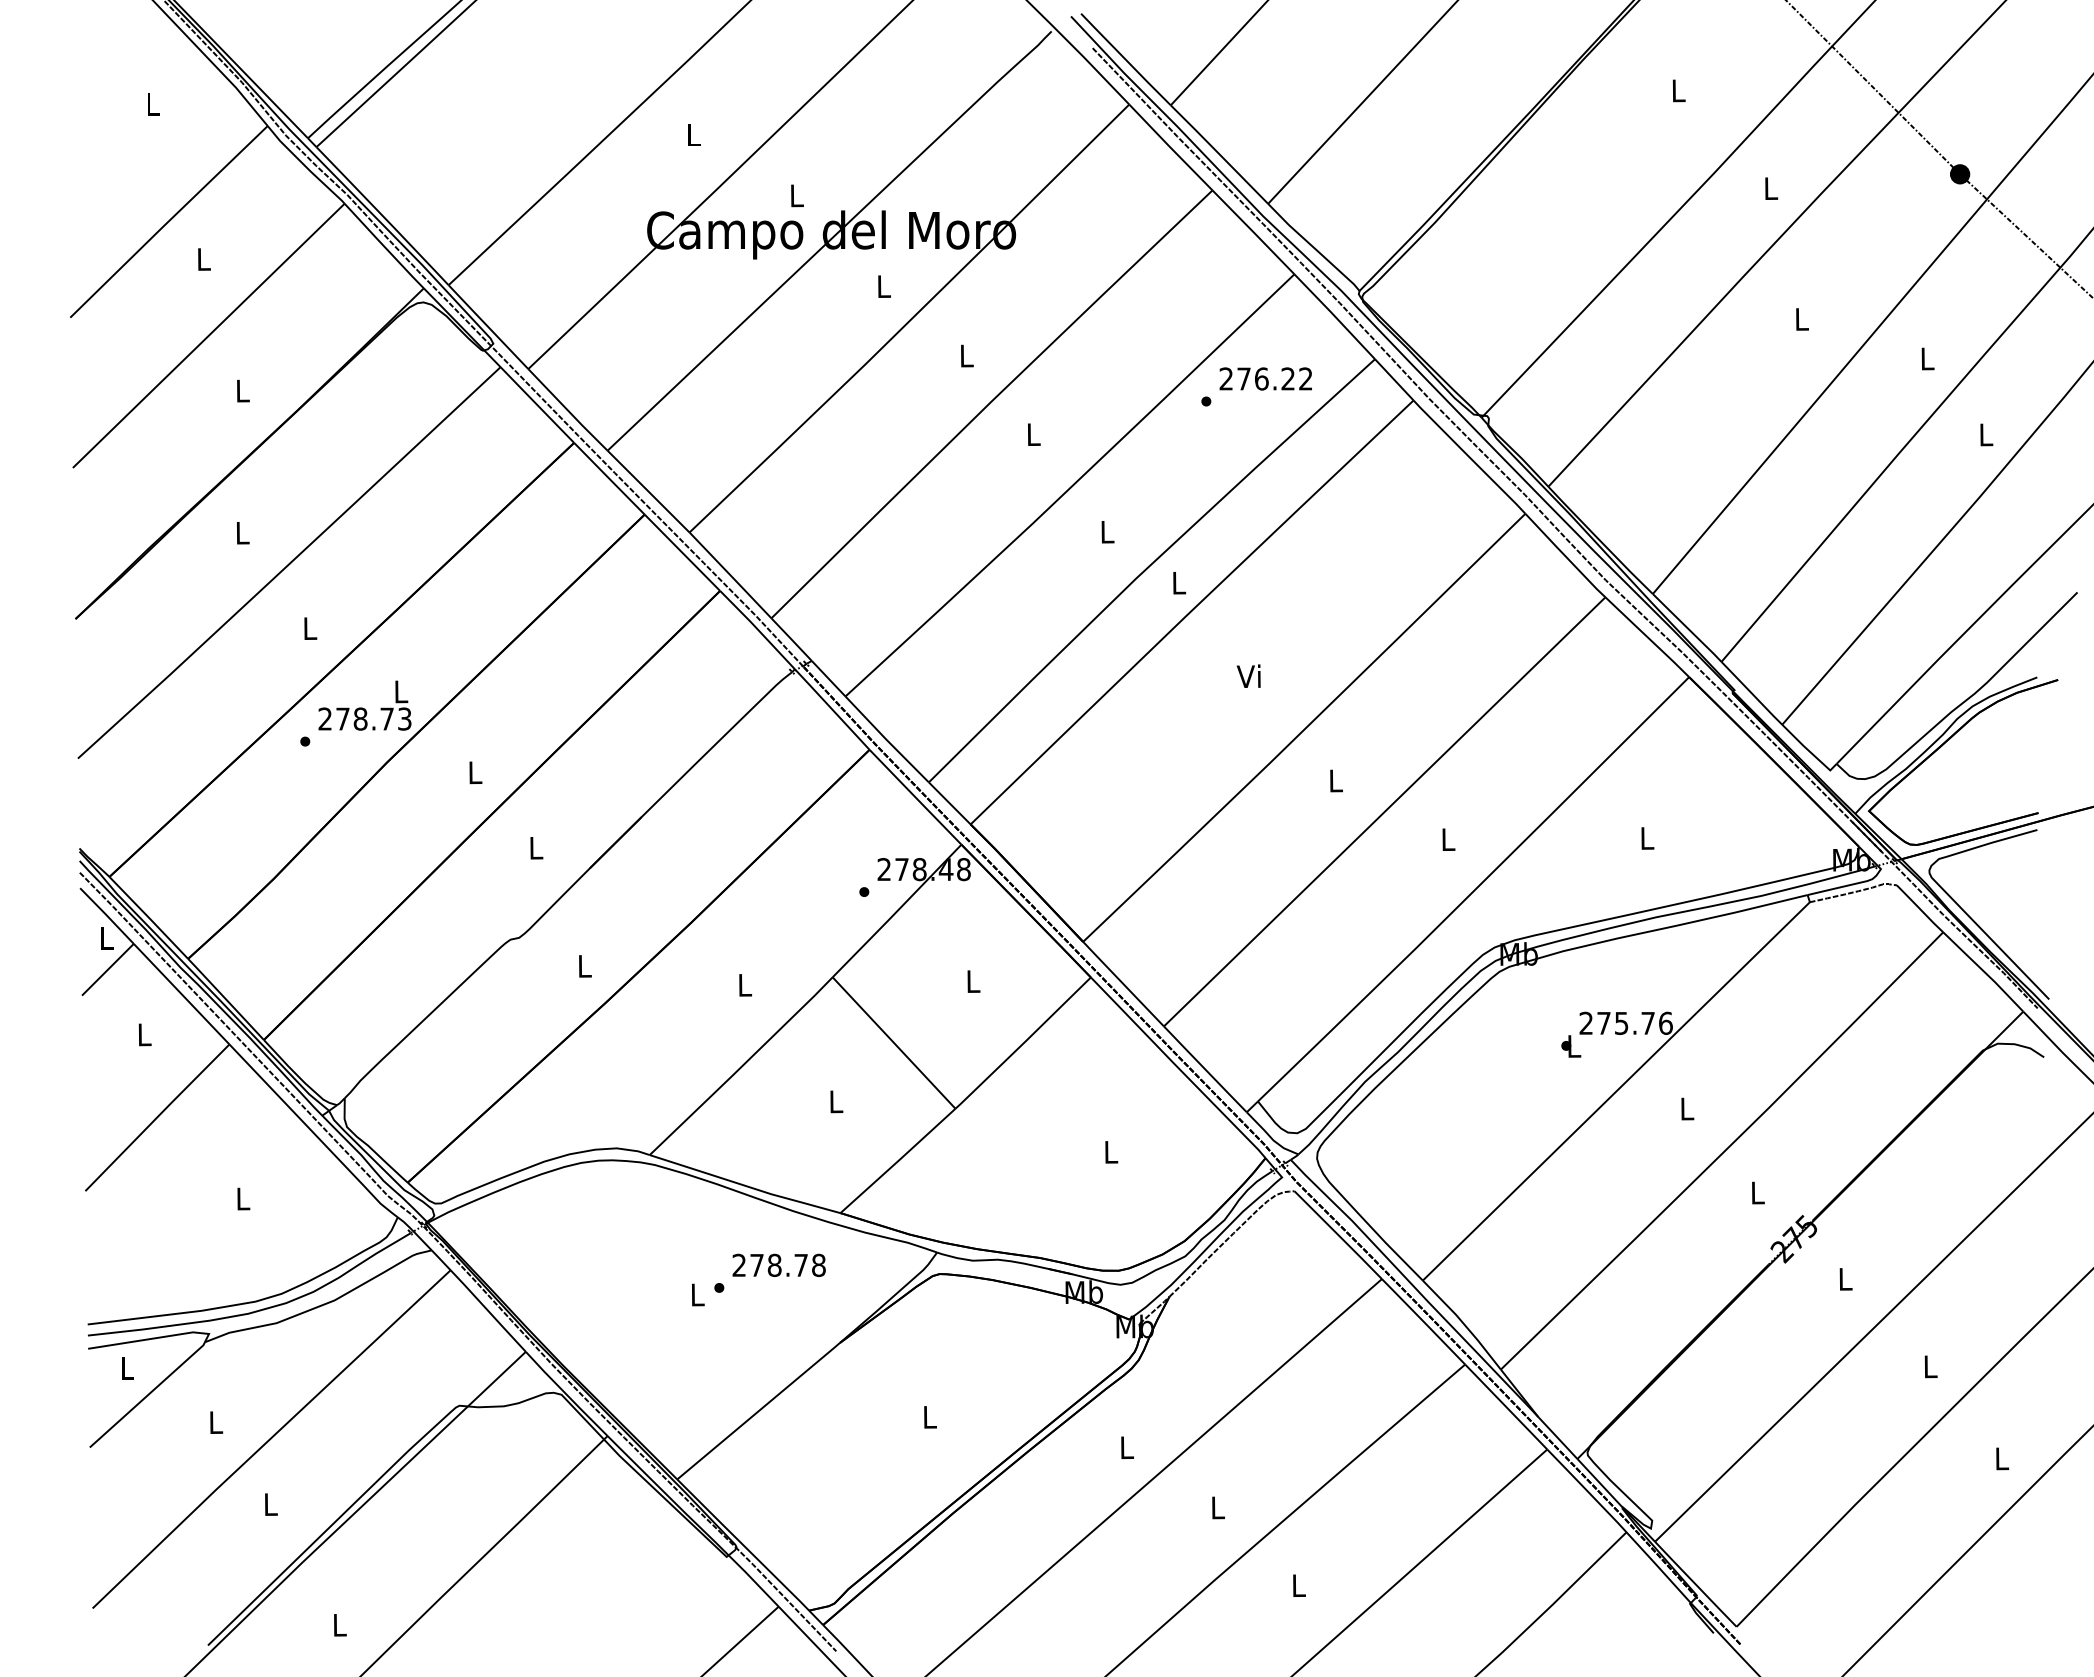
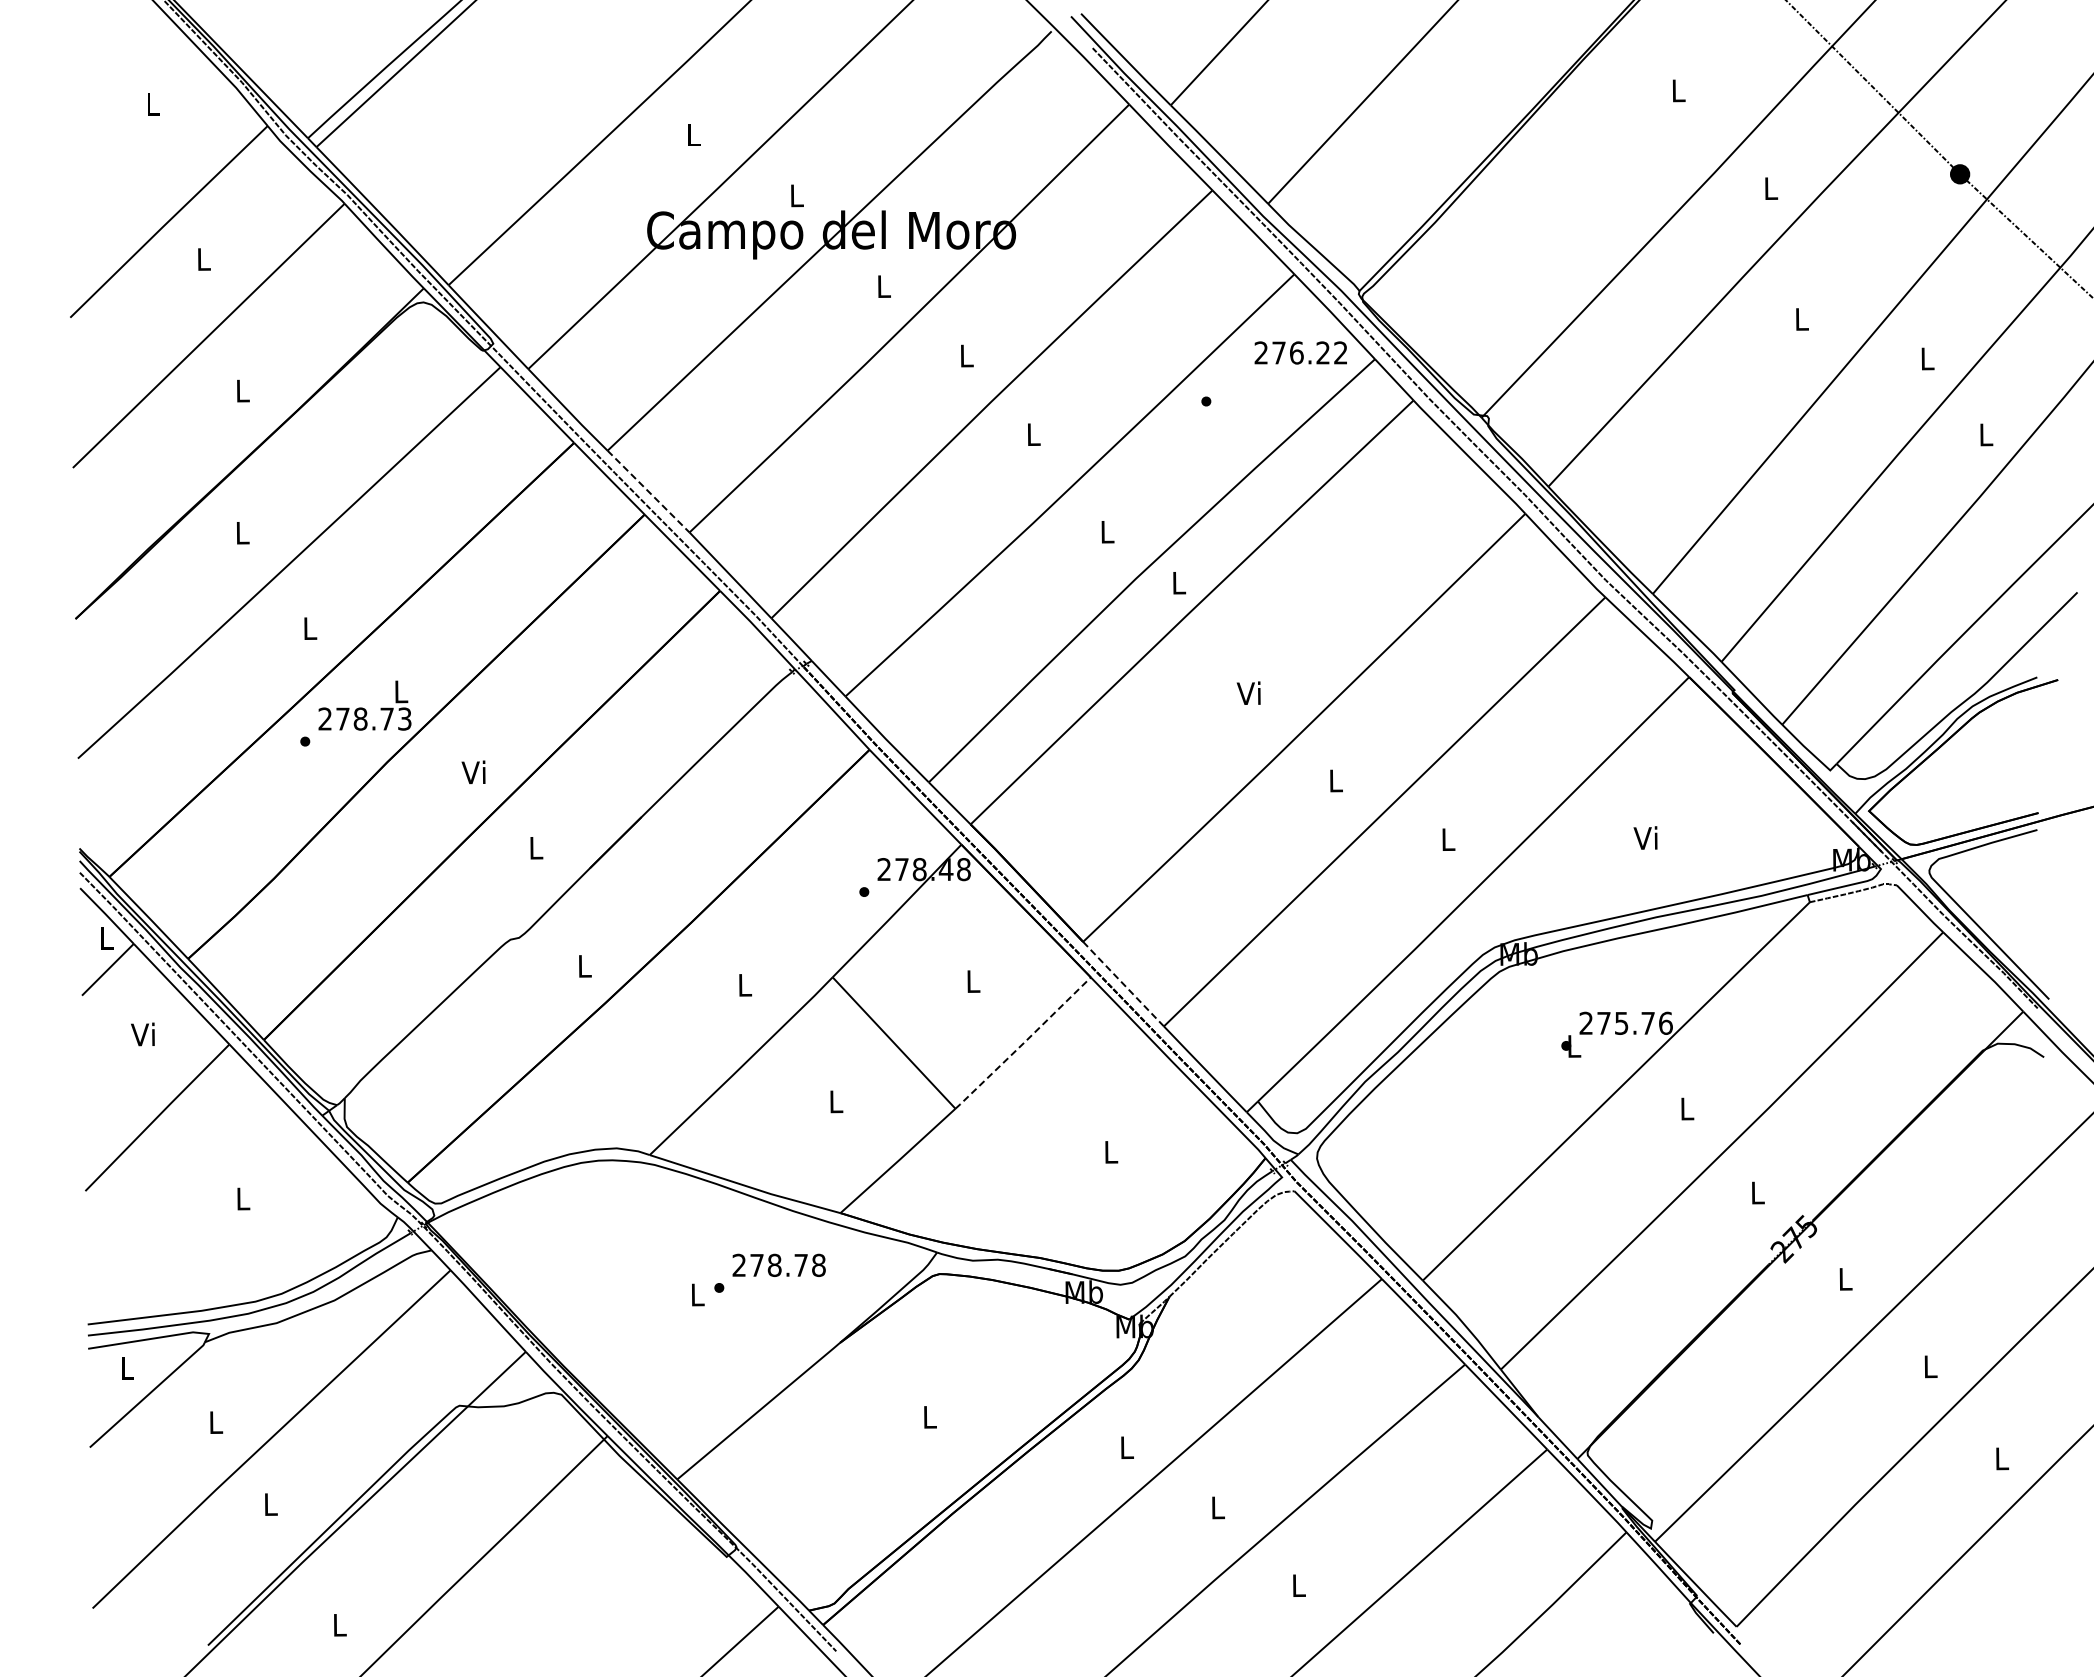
text position: (1265, 378) -> (1300, 352) (1300, 352)
line: solid -> dashed (648, 491)
text position: (1248, 675) -> (1248, 692) (1248, 692)
text: L -> Vi (473, 772)
text: L -> Vi (1645, 837)
line: solid -> dashed (1123, 984)
text: L -> Vi (142, 1034)
line: solid -> dashed (1023, 1043)
